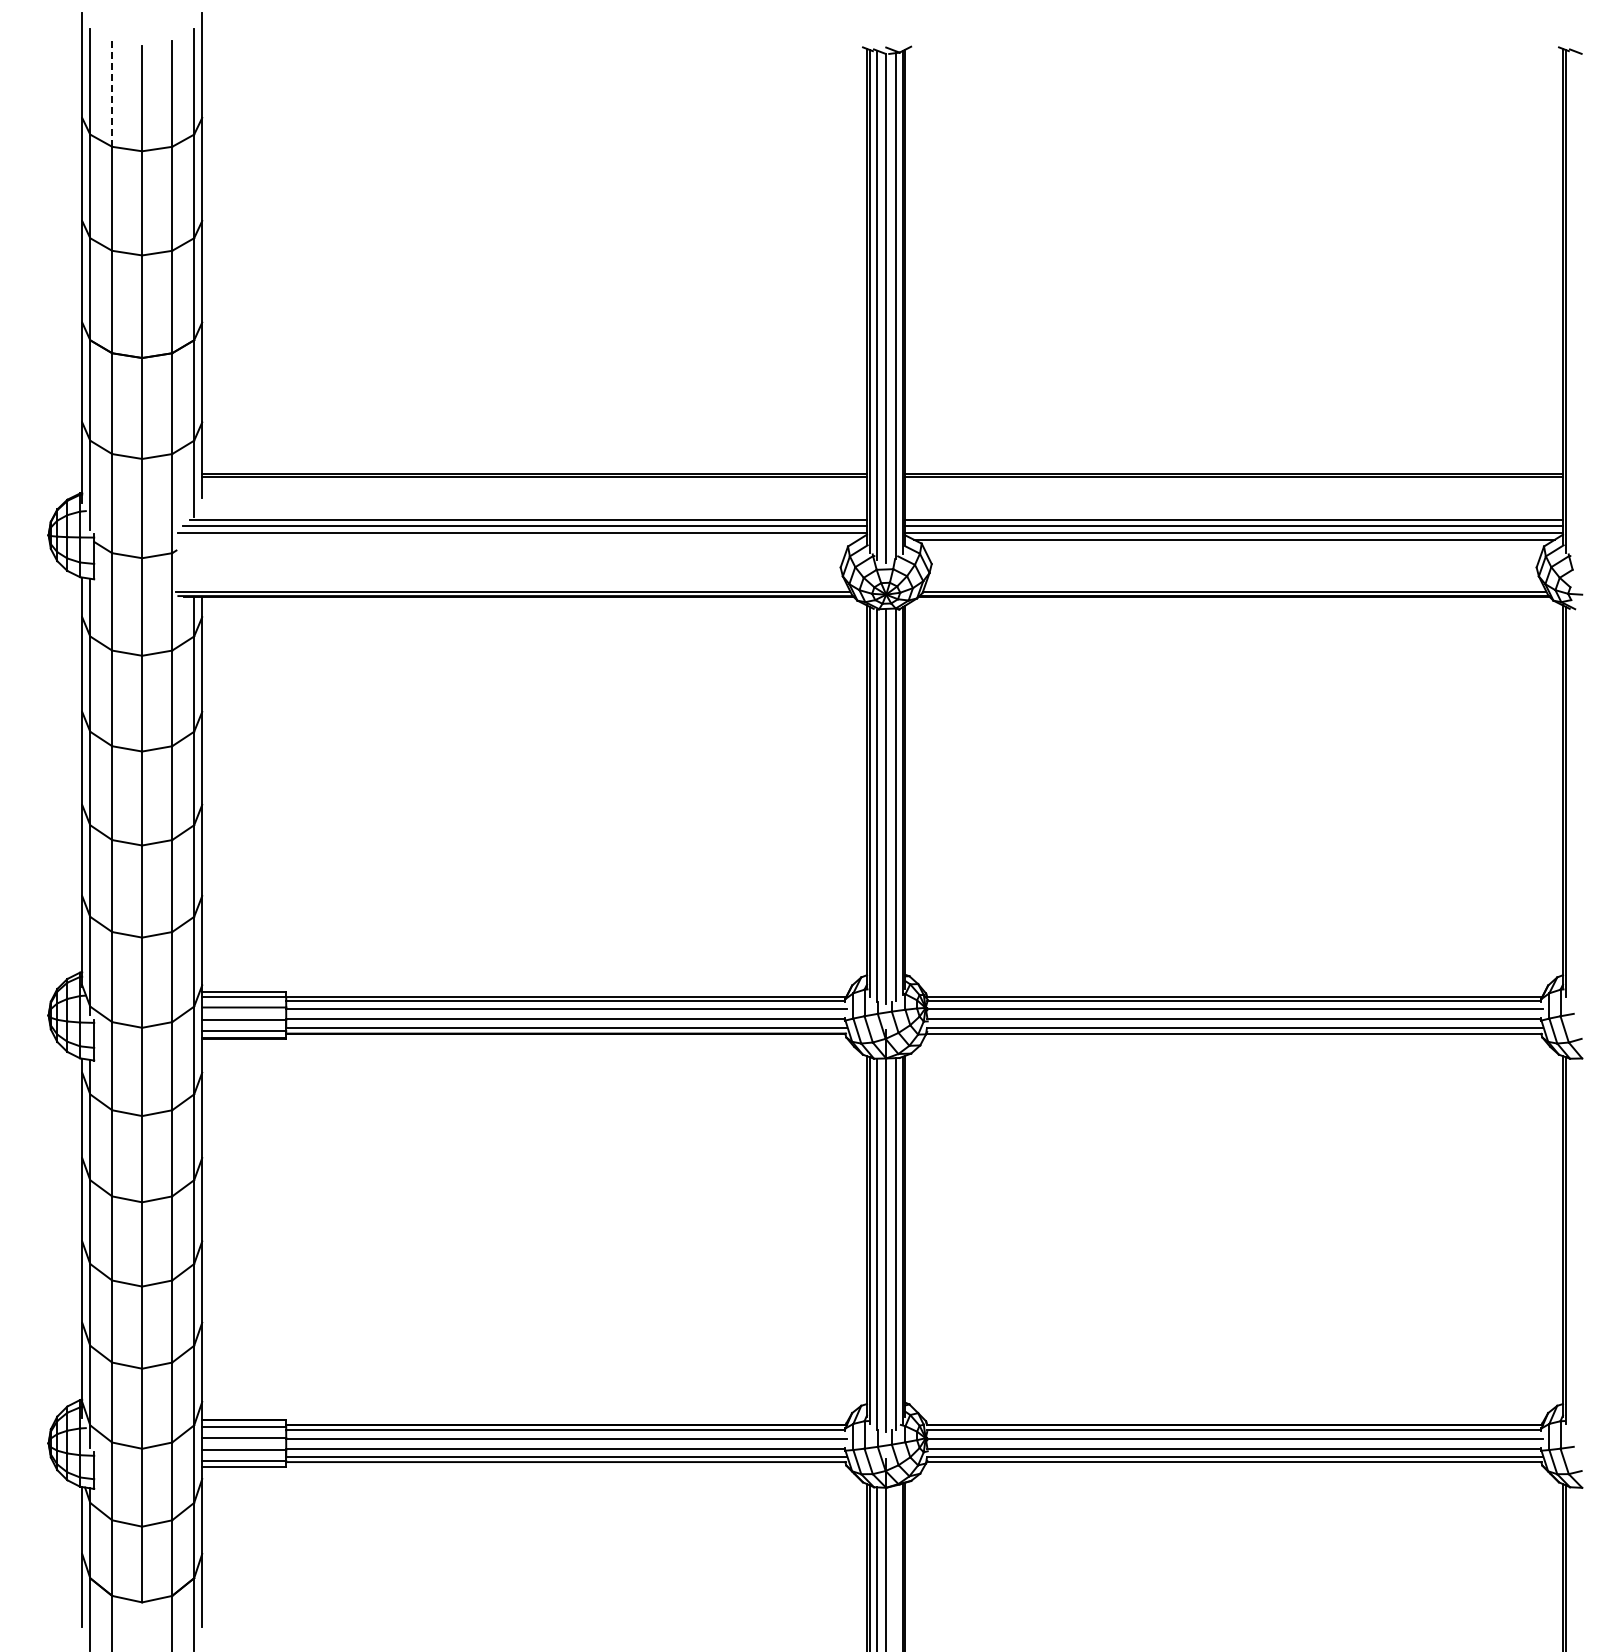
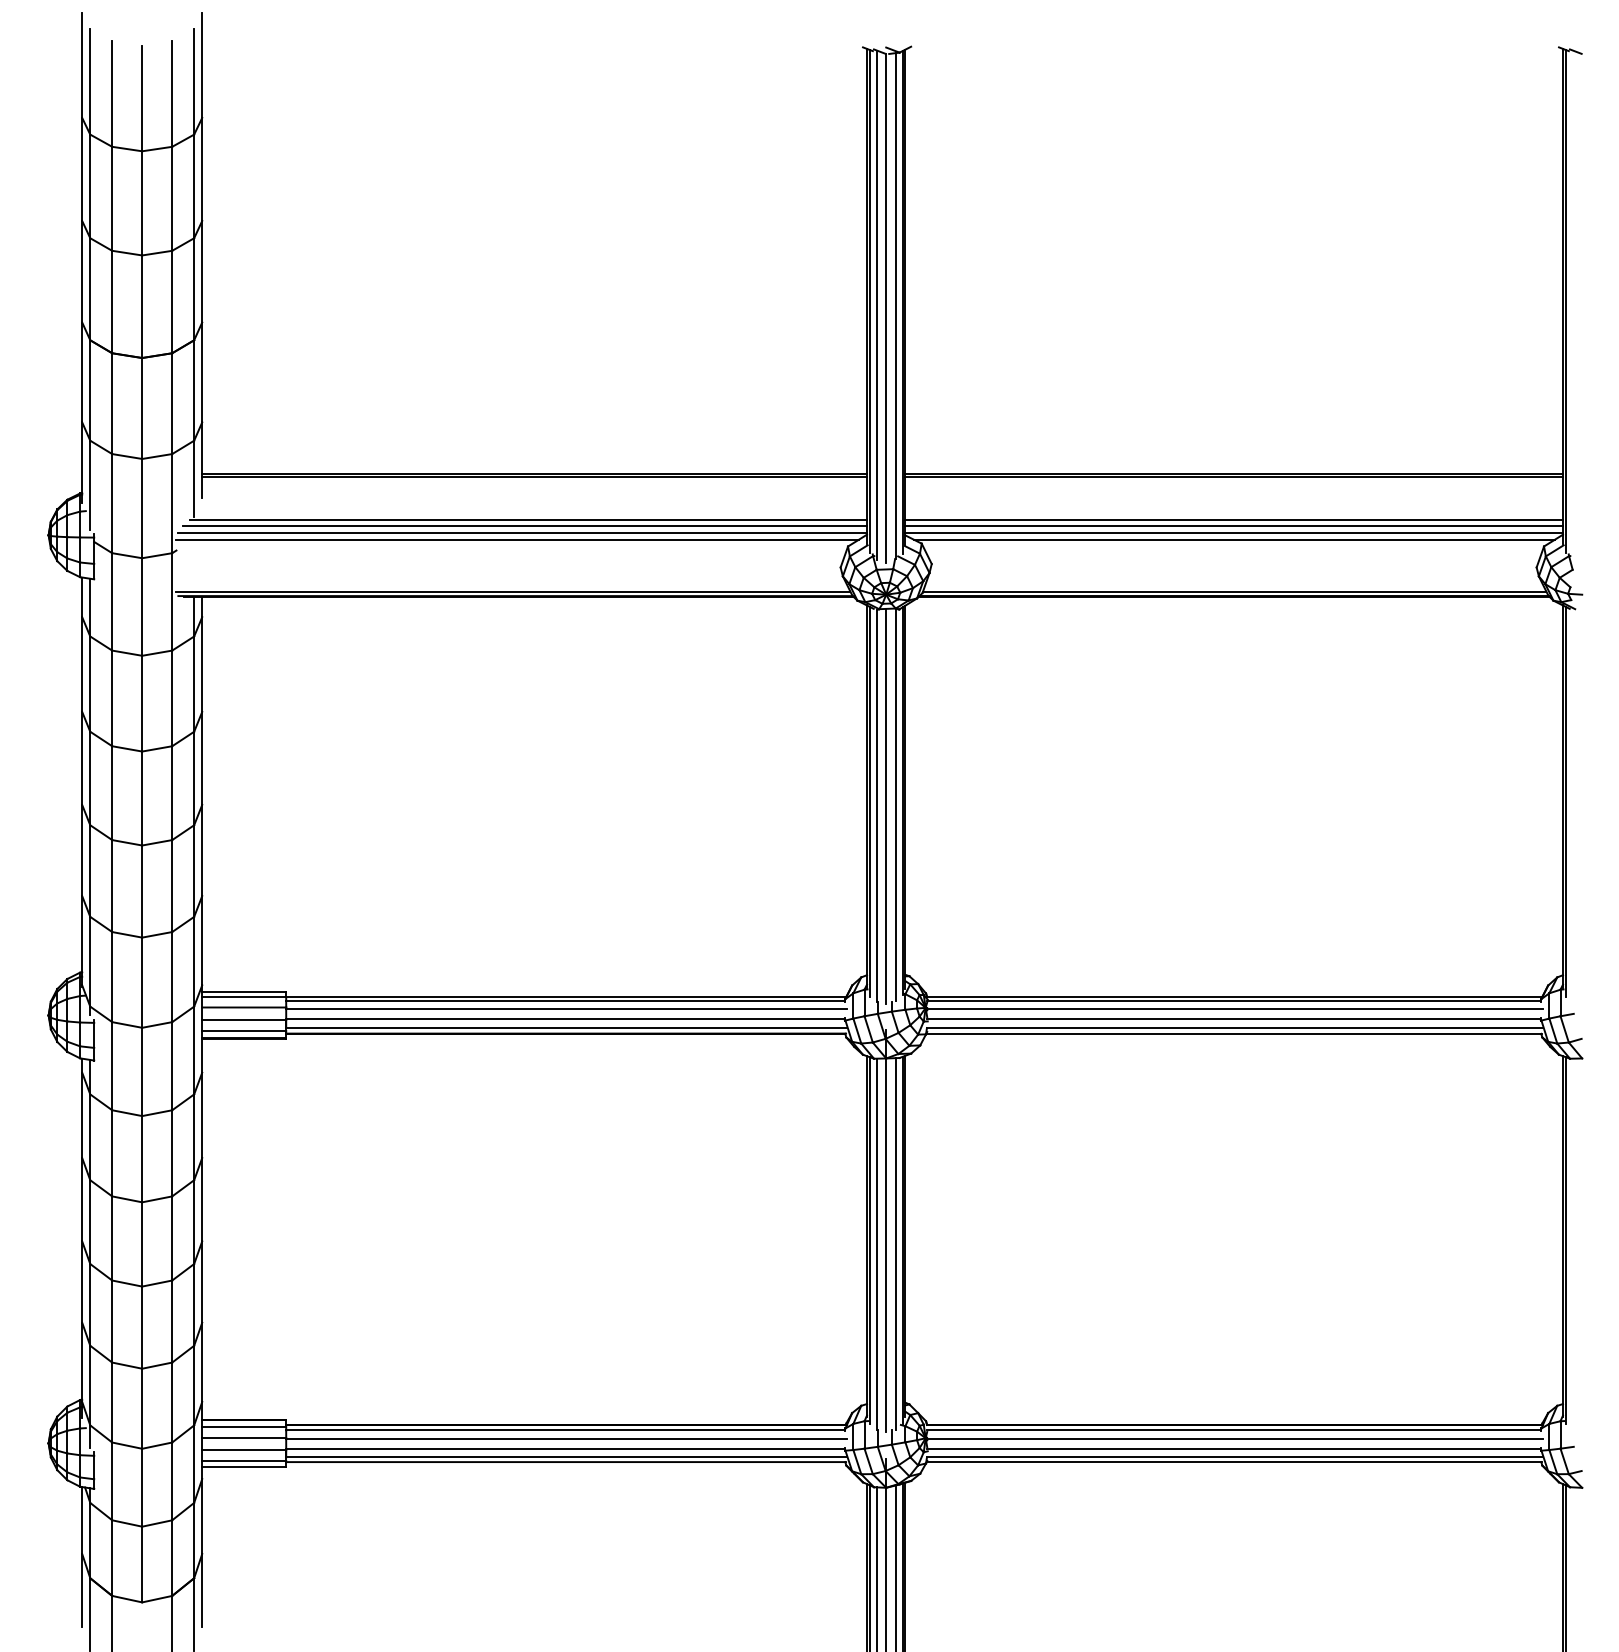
line: dashed -> solid (112, 94)
line: none -> present (517, 539)
line: none -> present (895, 1566)
